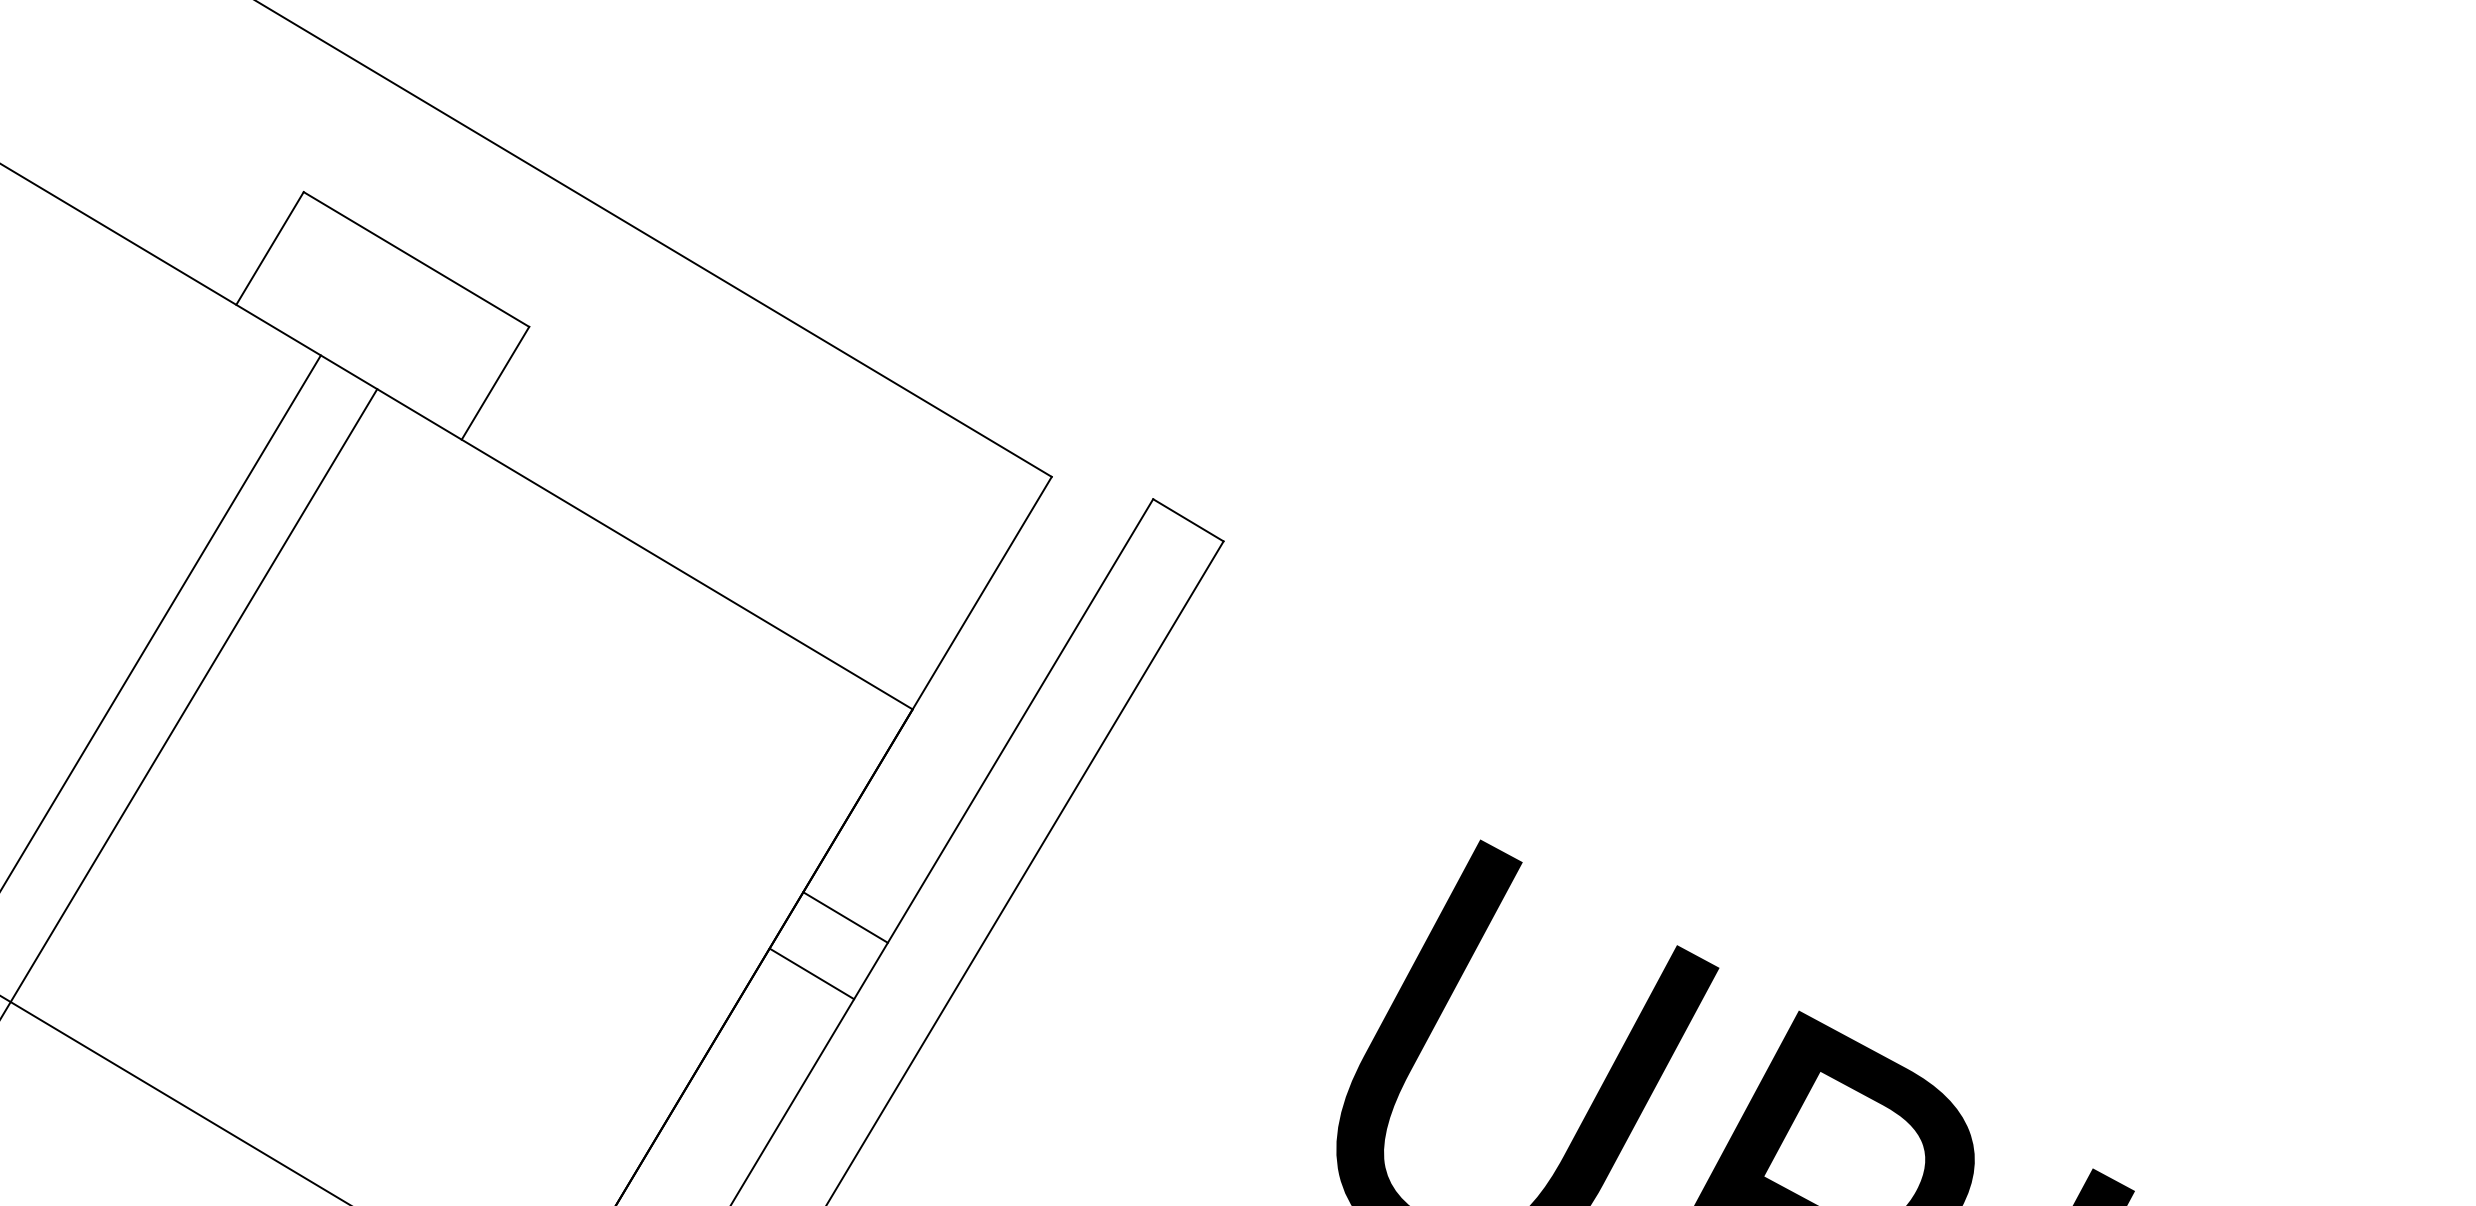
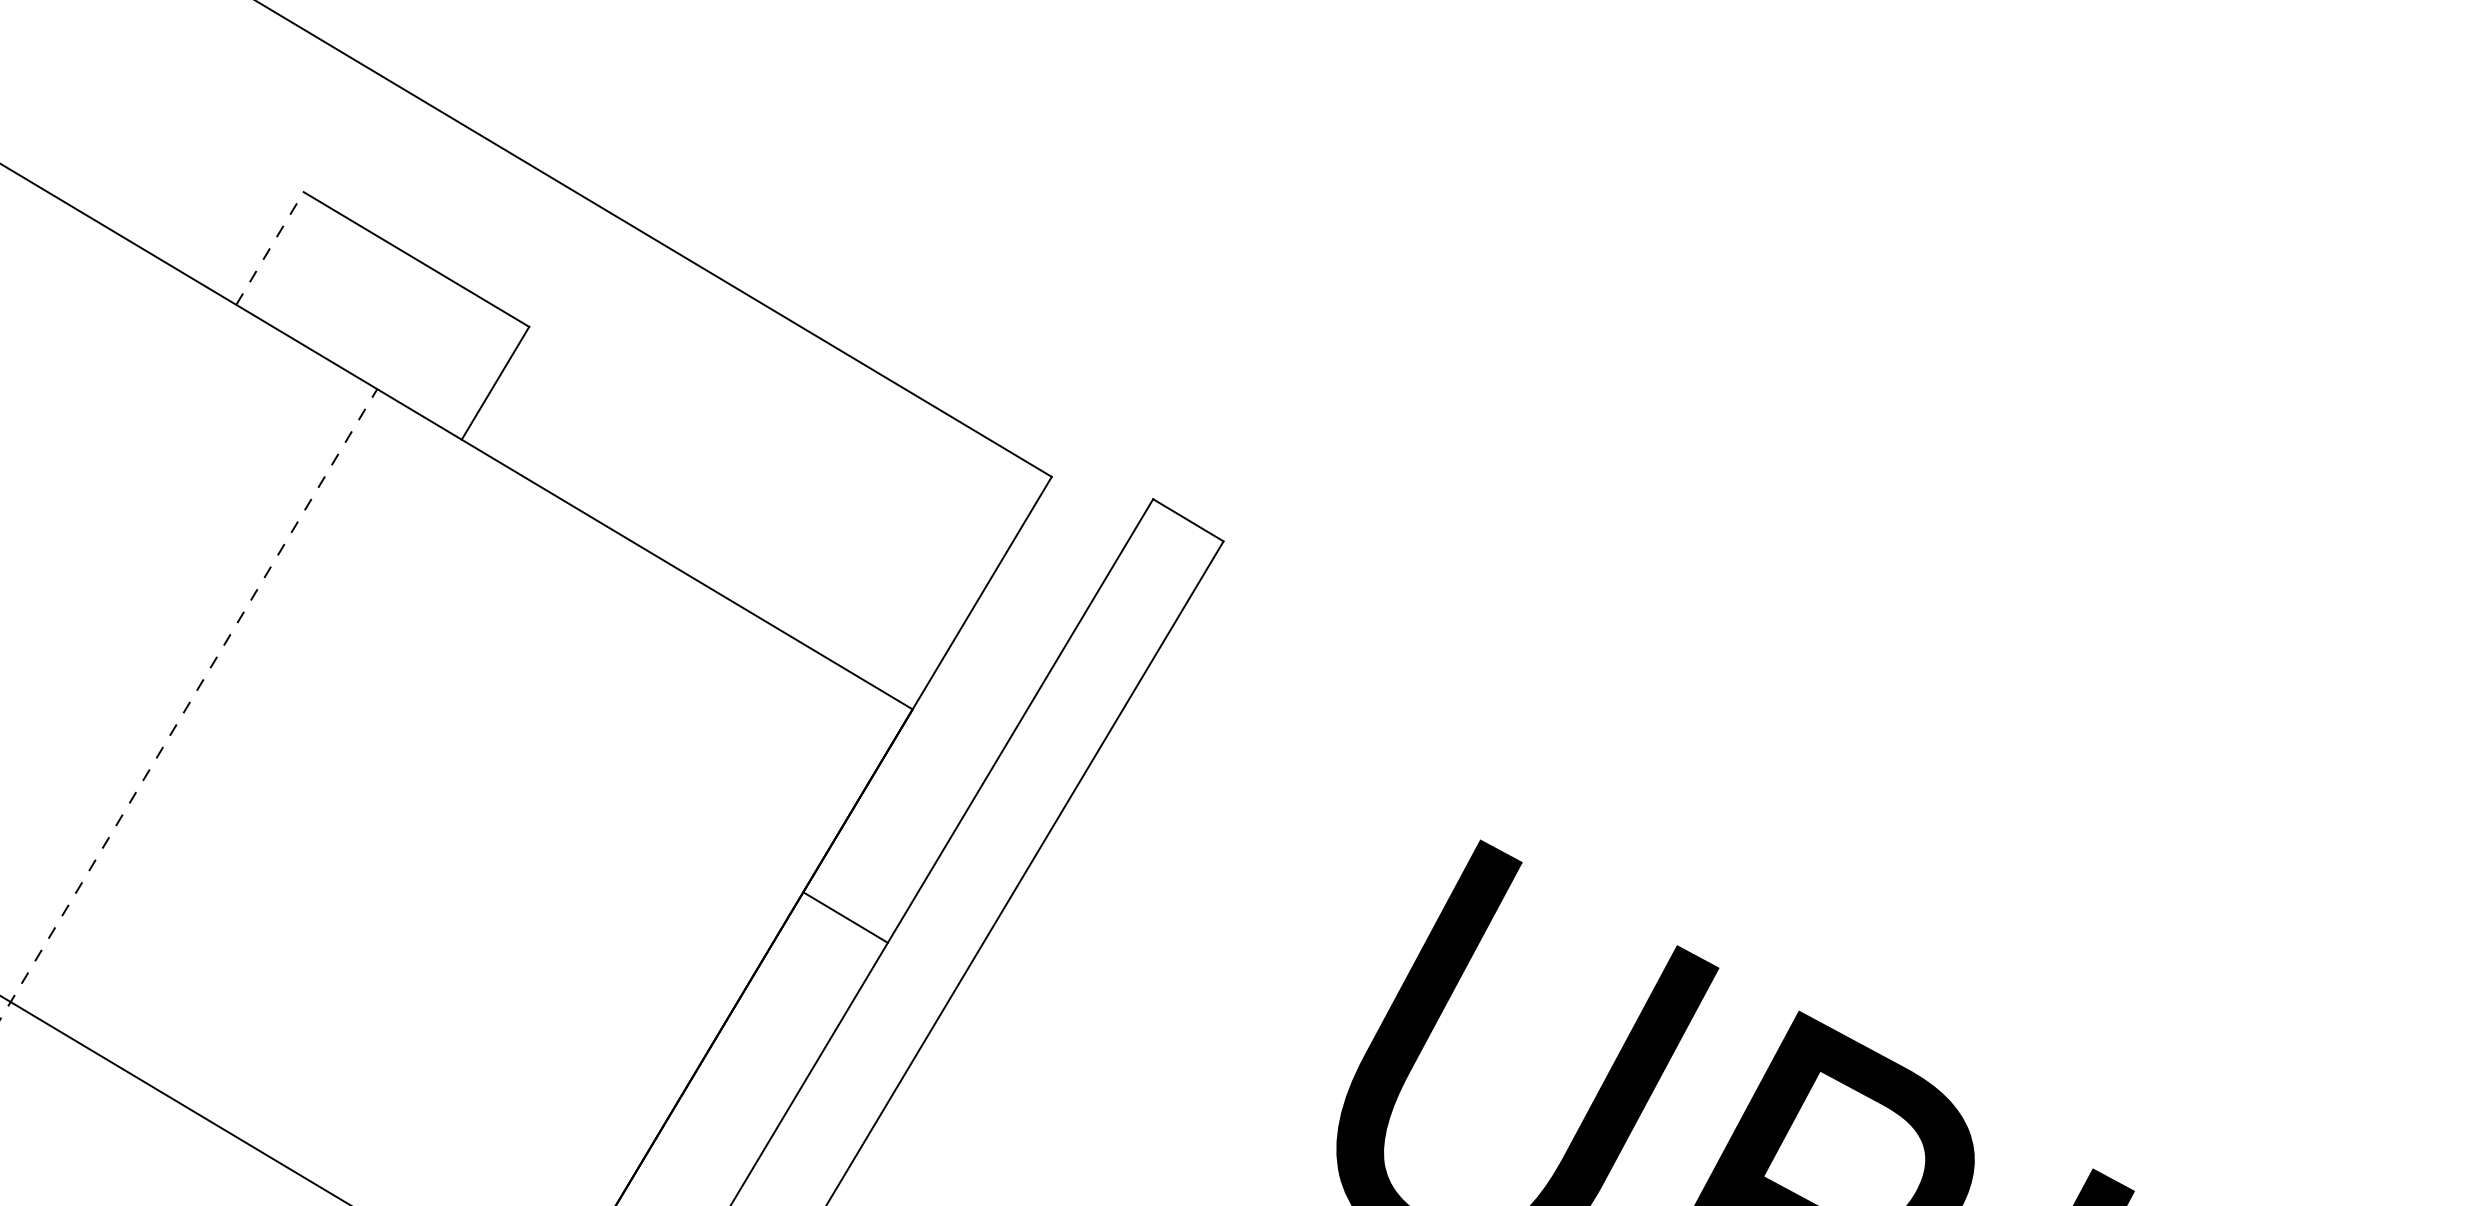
line: solid -> dashed (270, 248)
line: present -> none (161, 621)
line: solid -> dashed (188, 703)
line: present -> none (811, 973)
